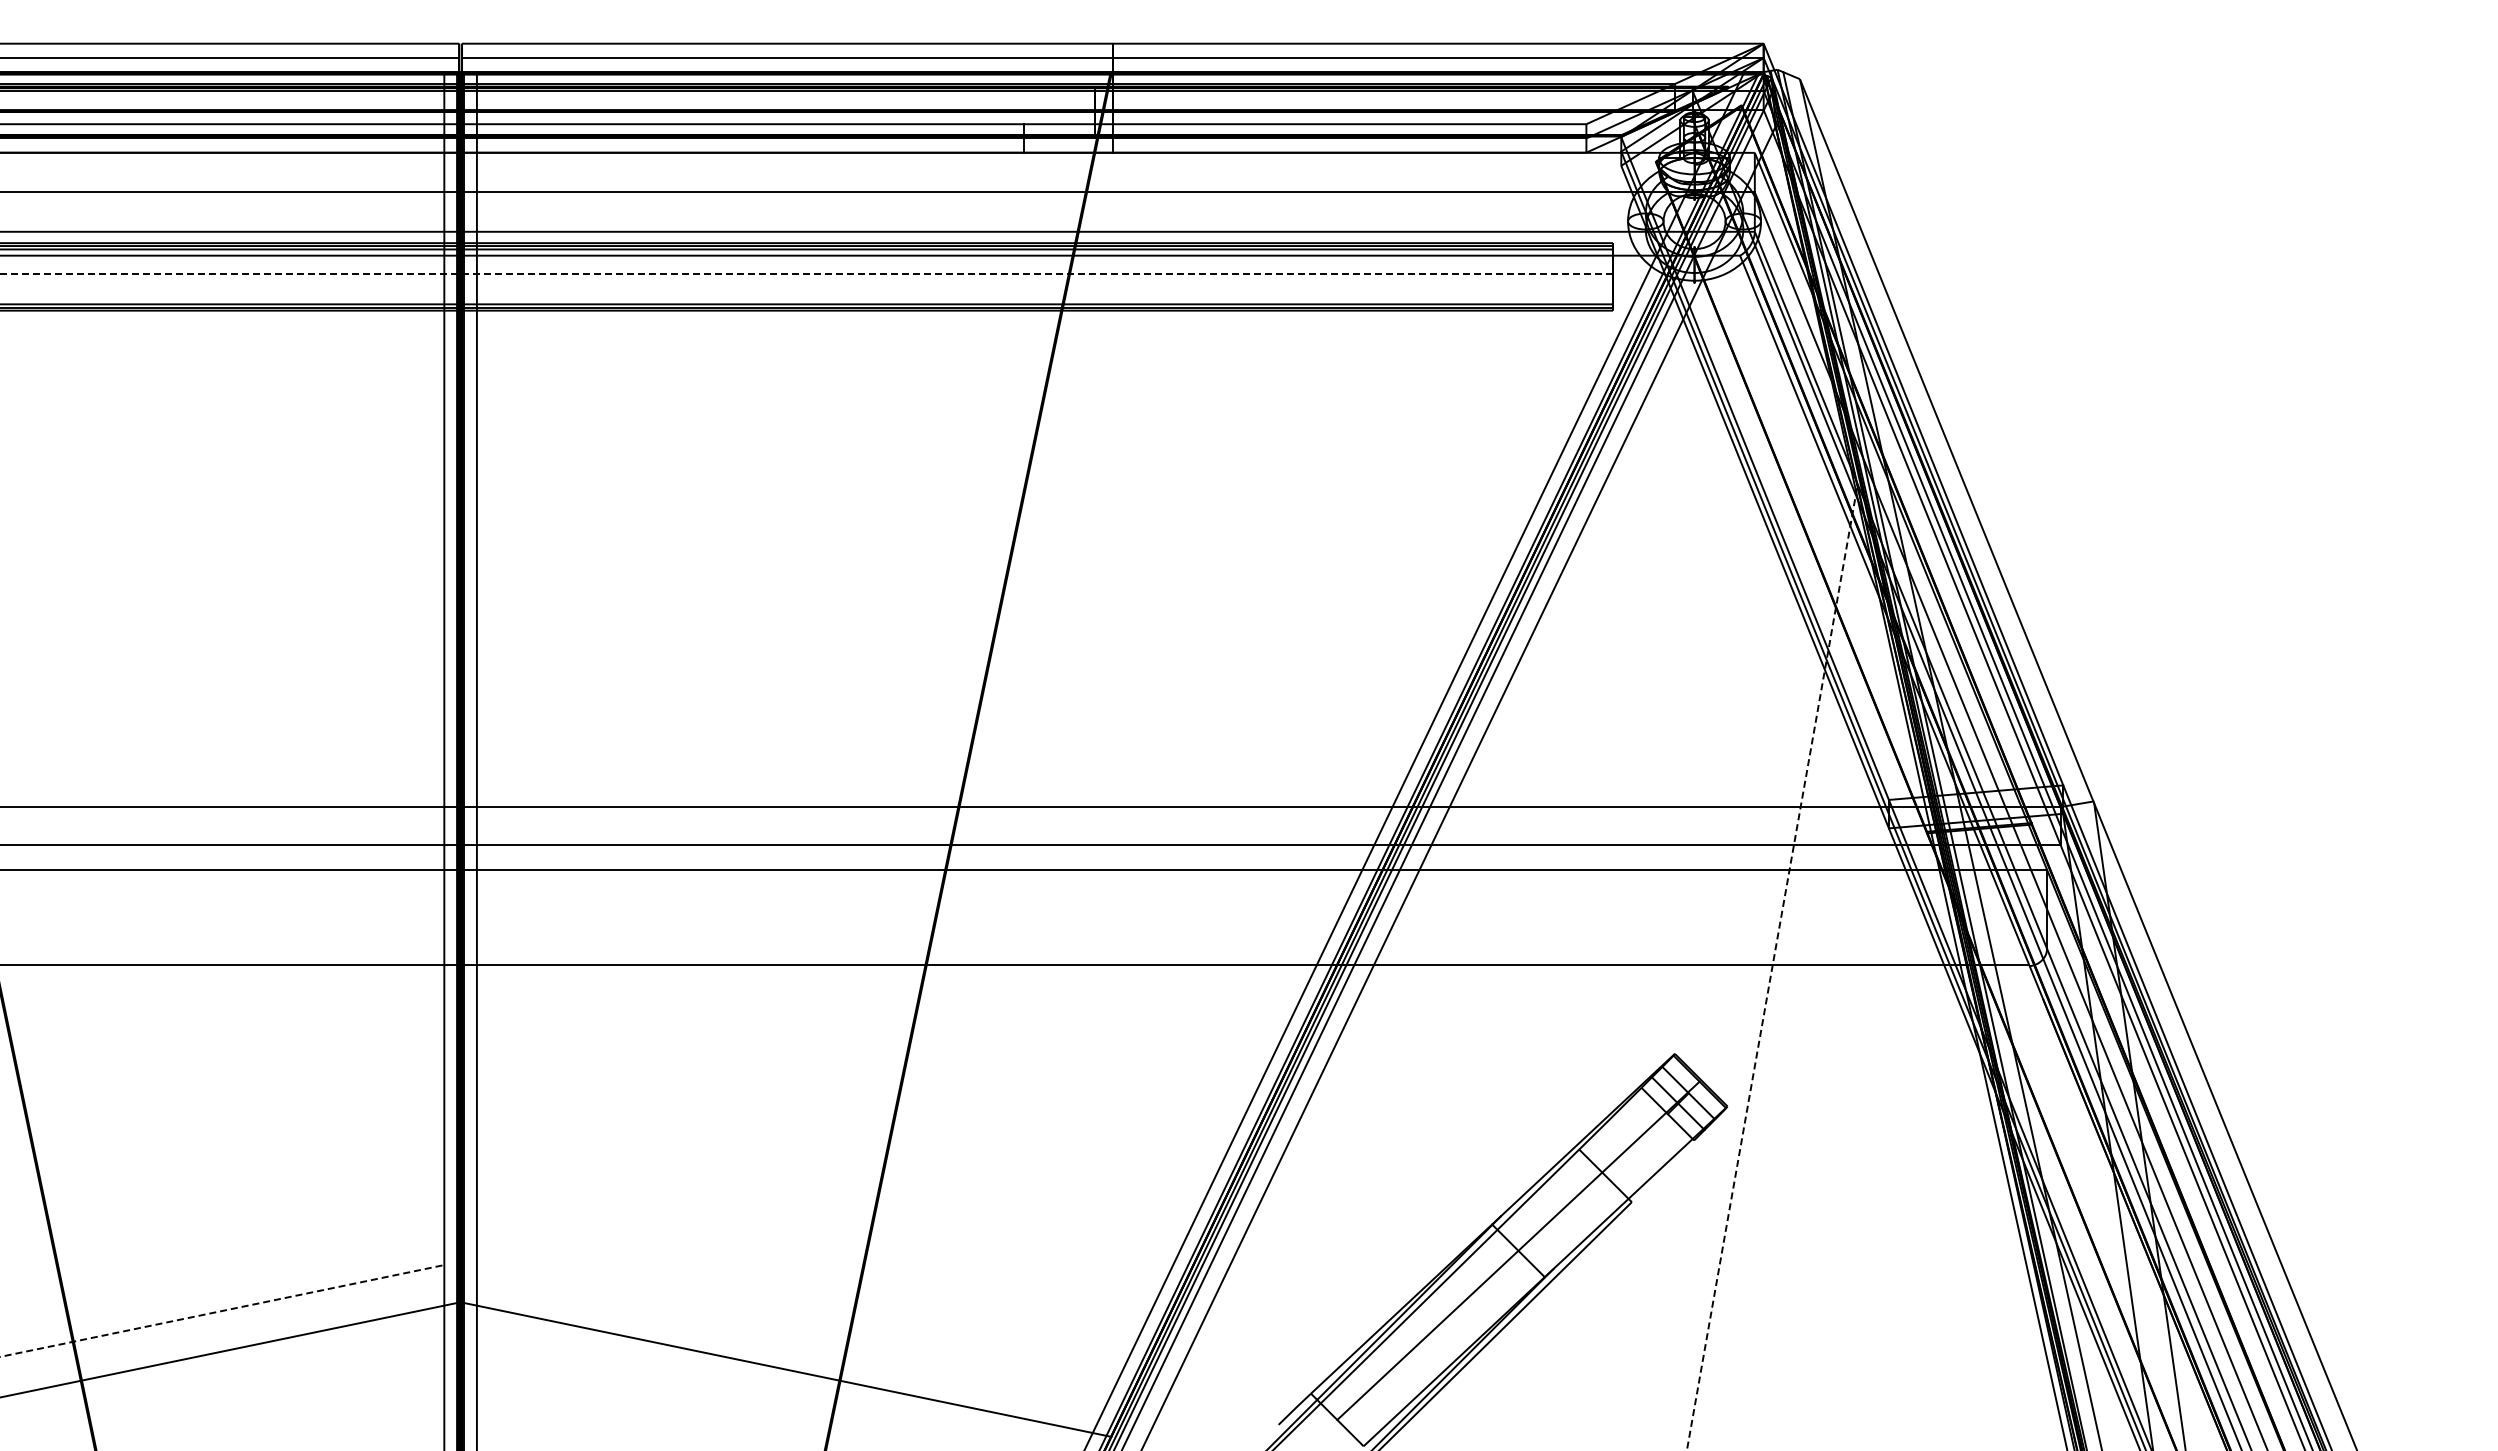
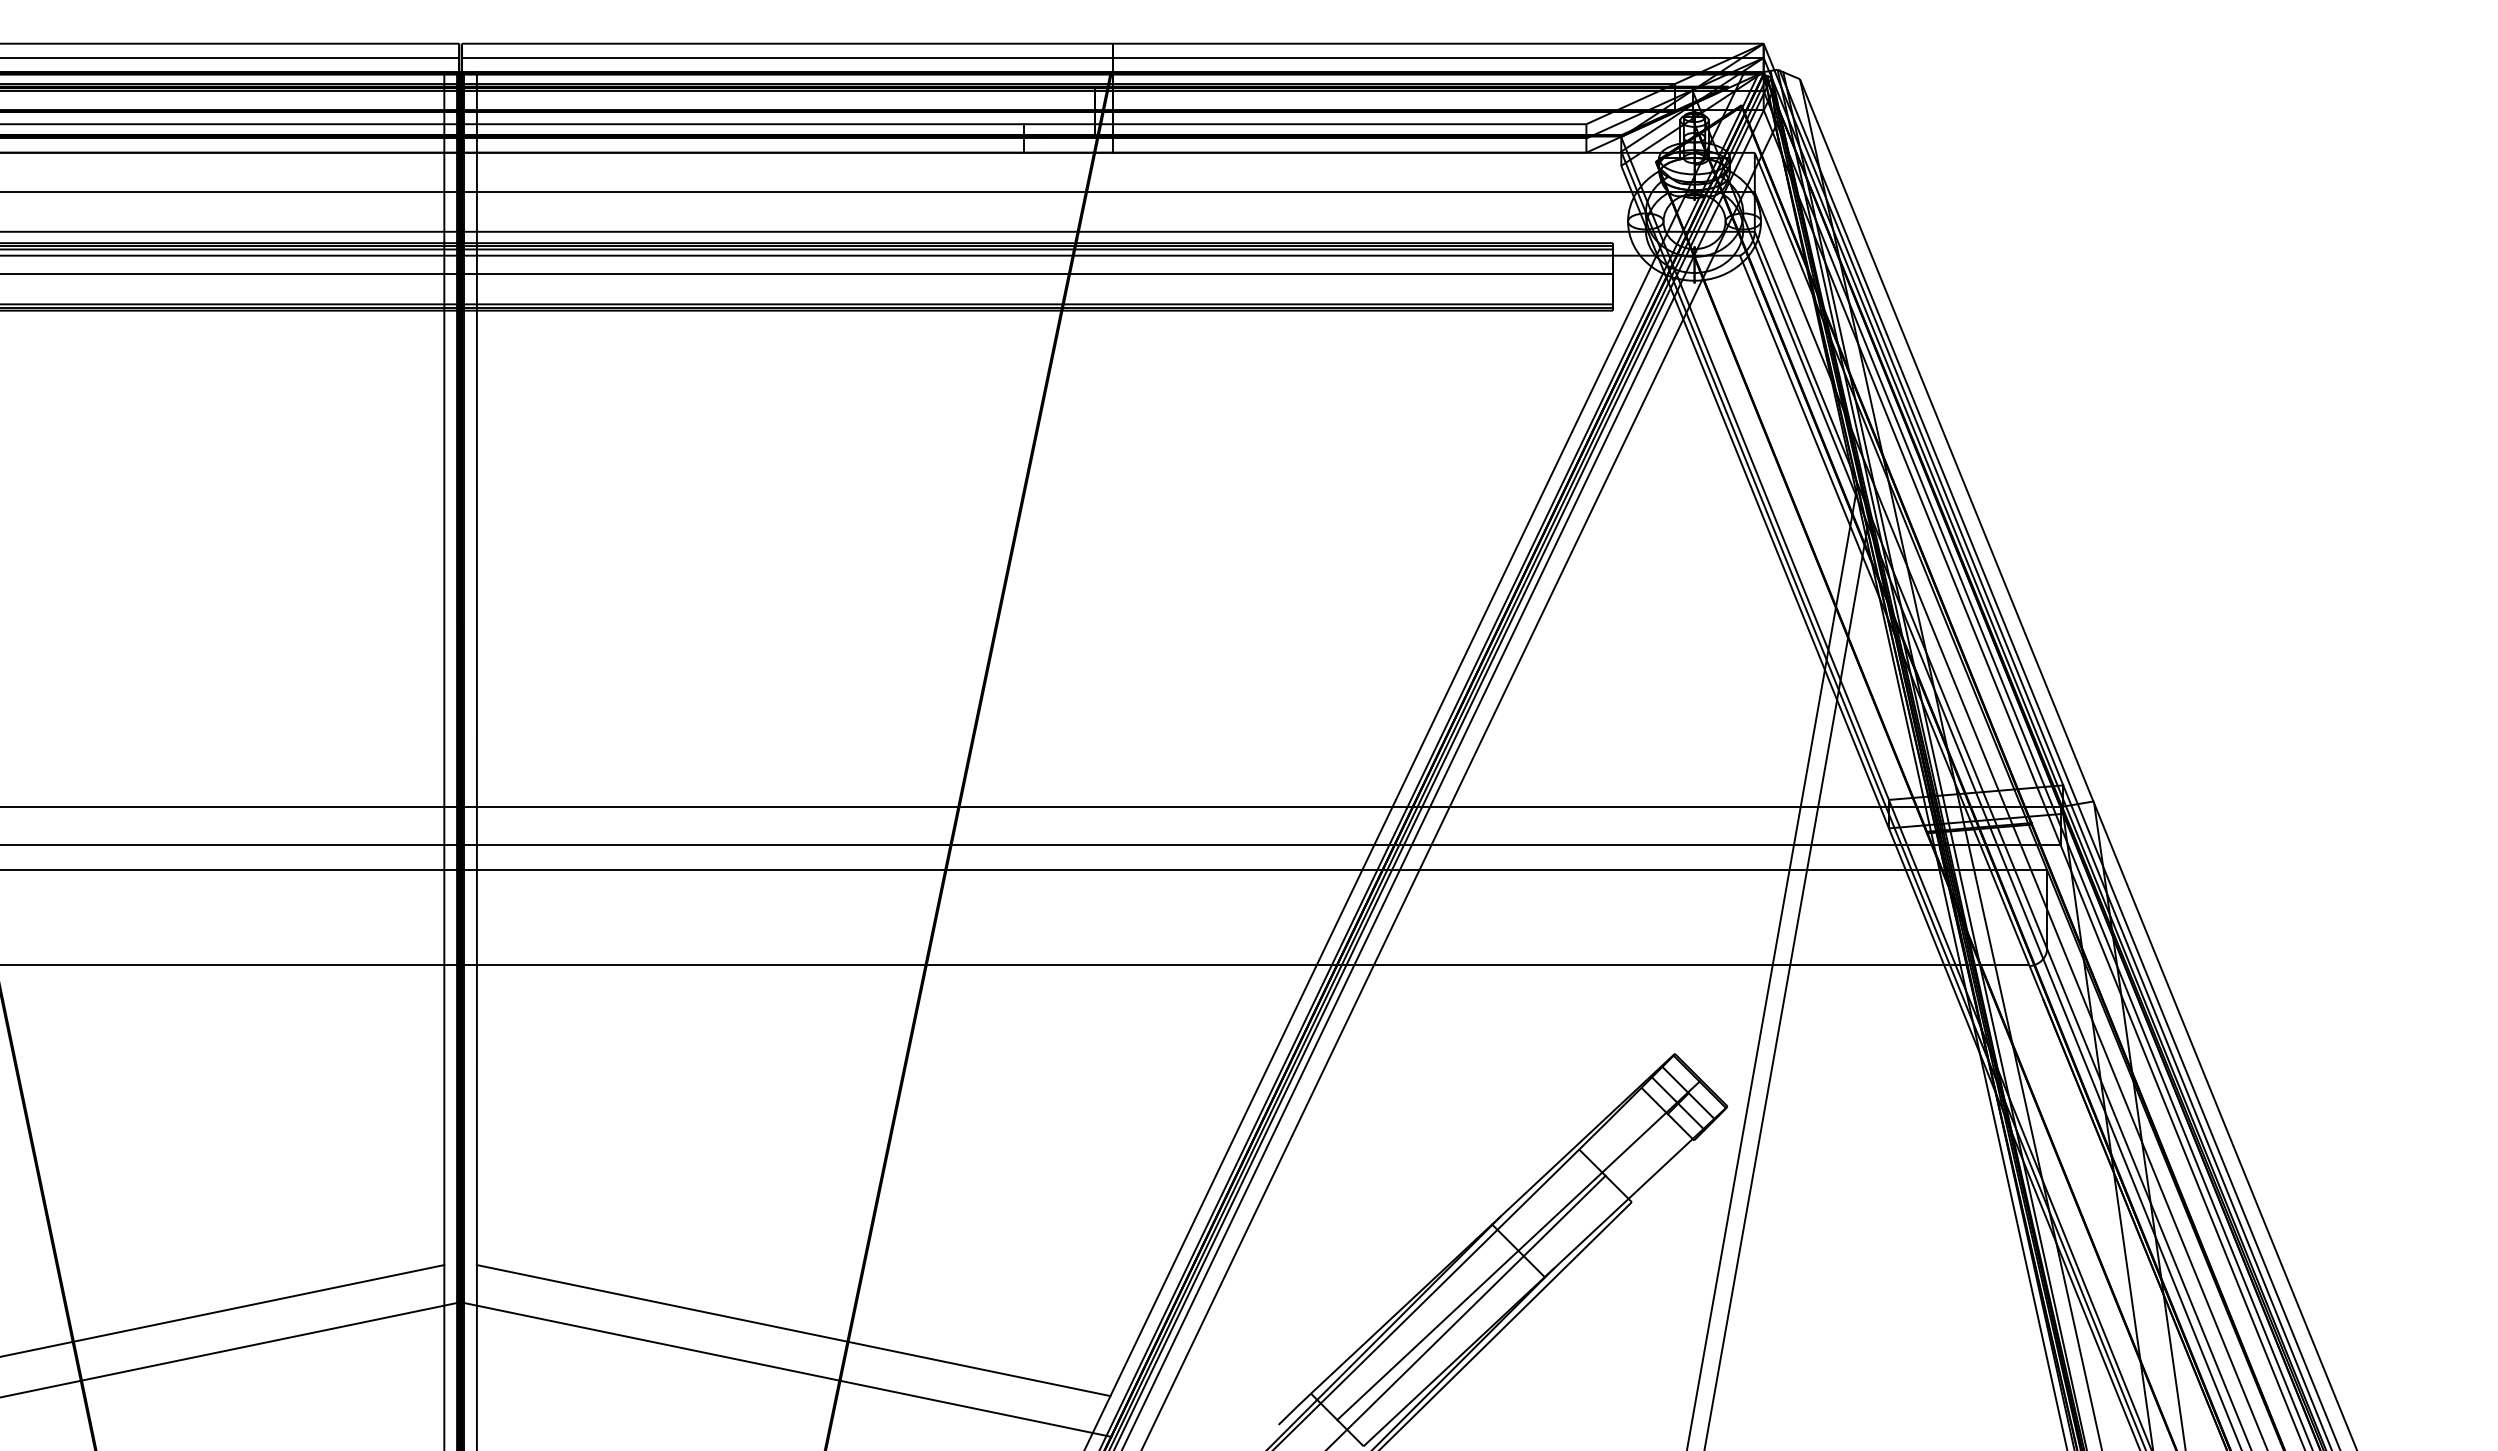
line: dashed -> solid (806, 273)
line: none -> present (2059, 758)
line: dashed -> solid (1772, 968)
line: none -> present (1785, 987)
line: dashed -> solid (223, 1310)
line: none -> present (1466, 1311)
line: none -> present (793, 1330)
